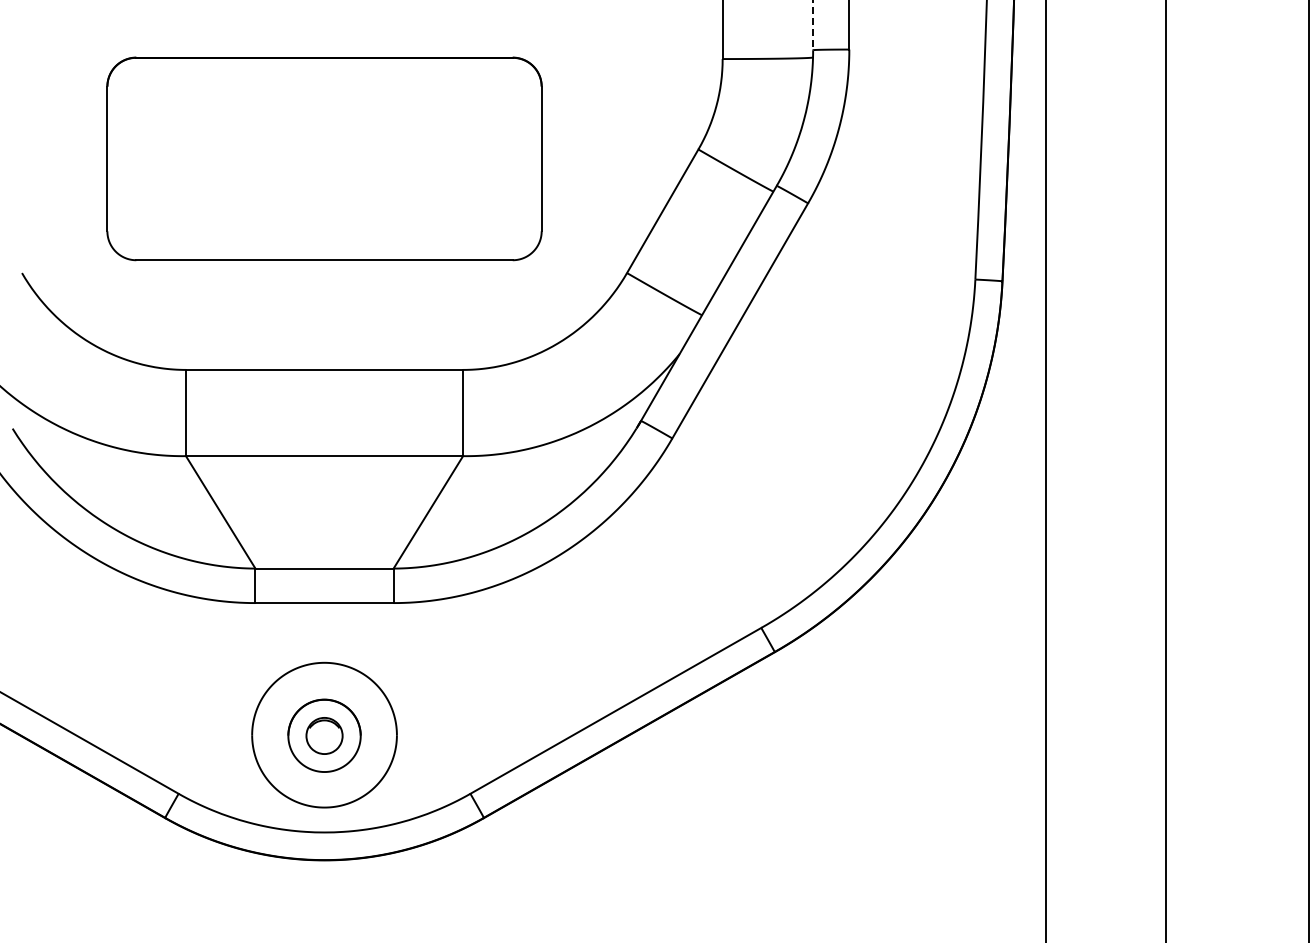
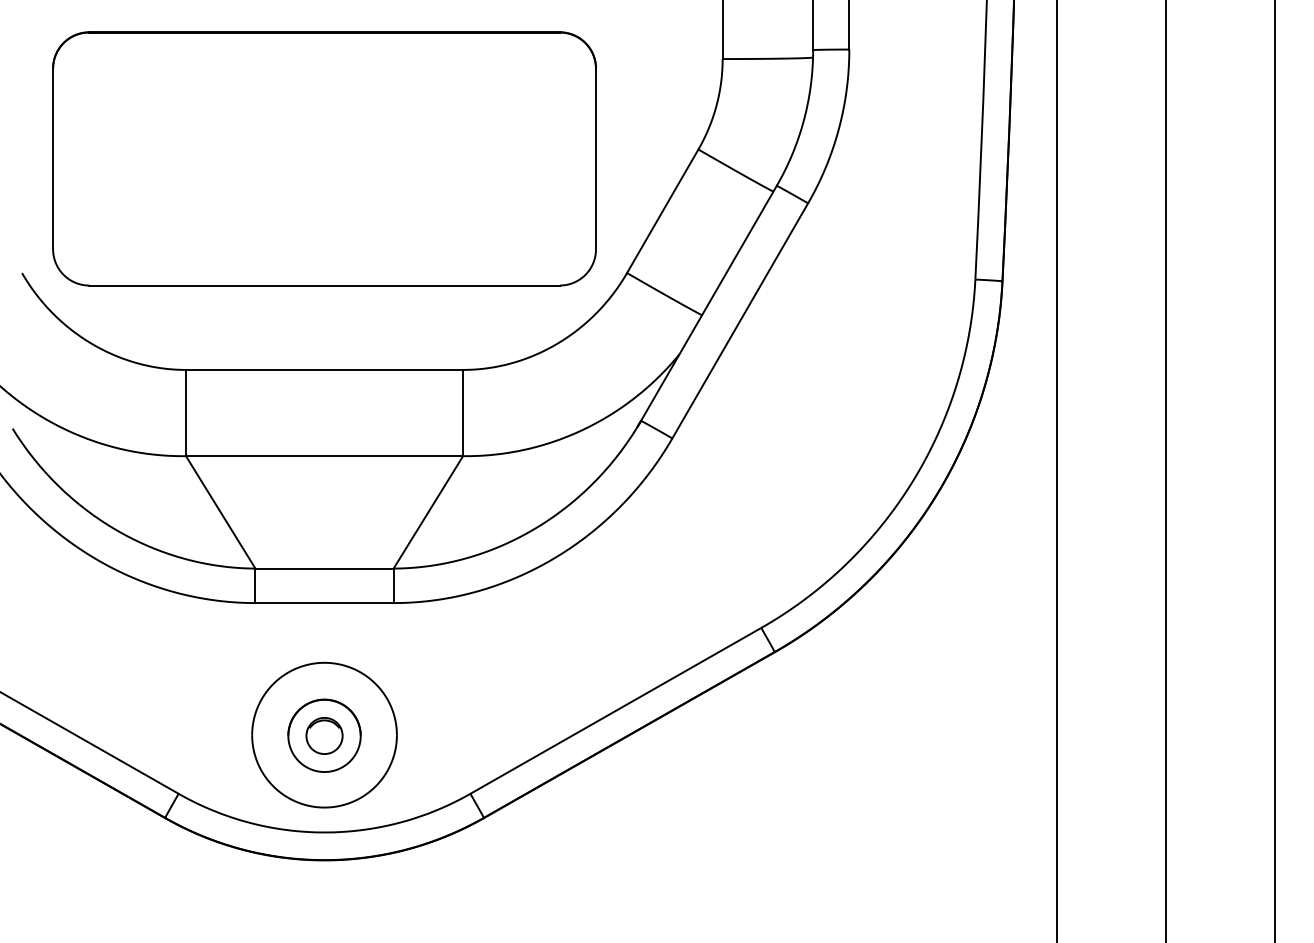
line: dashed -> solid (813, 25)
part size: 437x206 px -> 545x256 px (324, 158)
line position: (1046, 470) -> (1057, 470) (1057, 470)
line position: (1308, 470) -> (1274, 470) (1274, 470)
